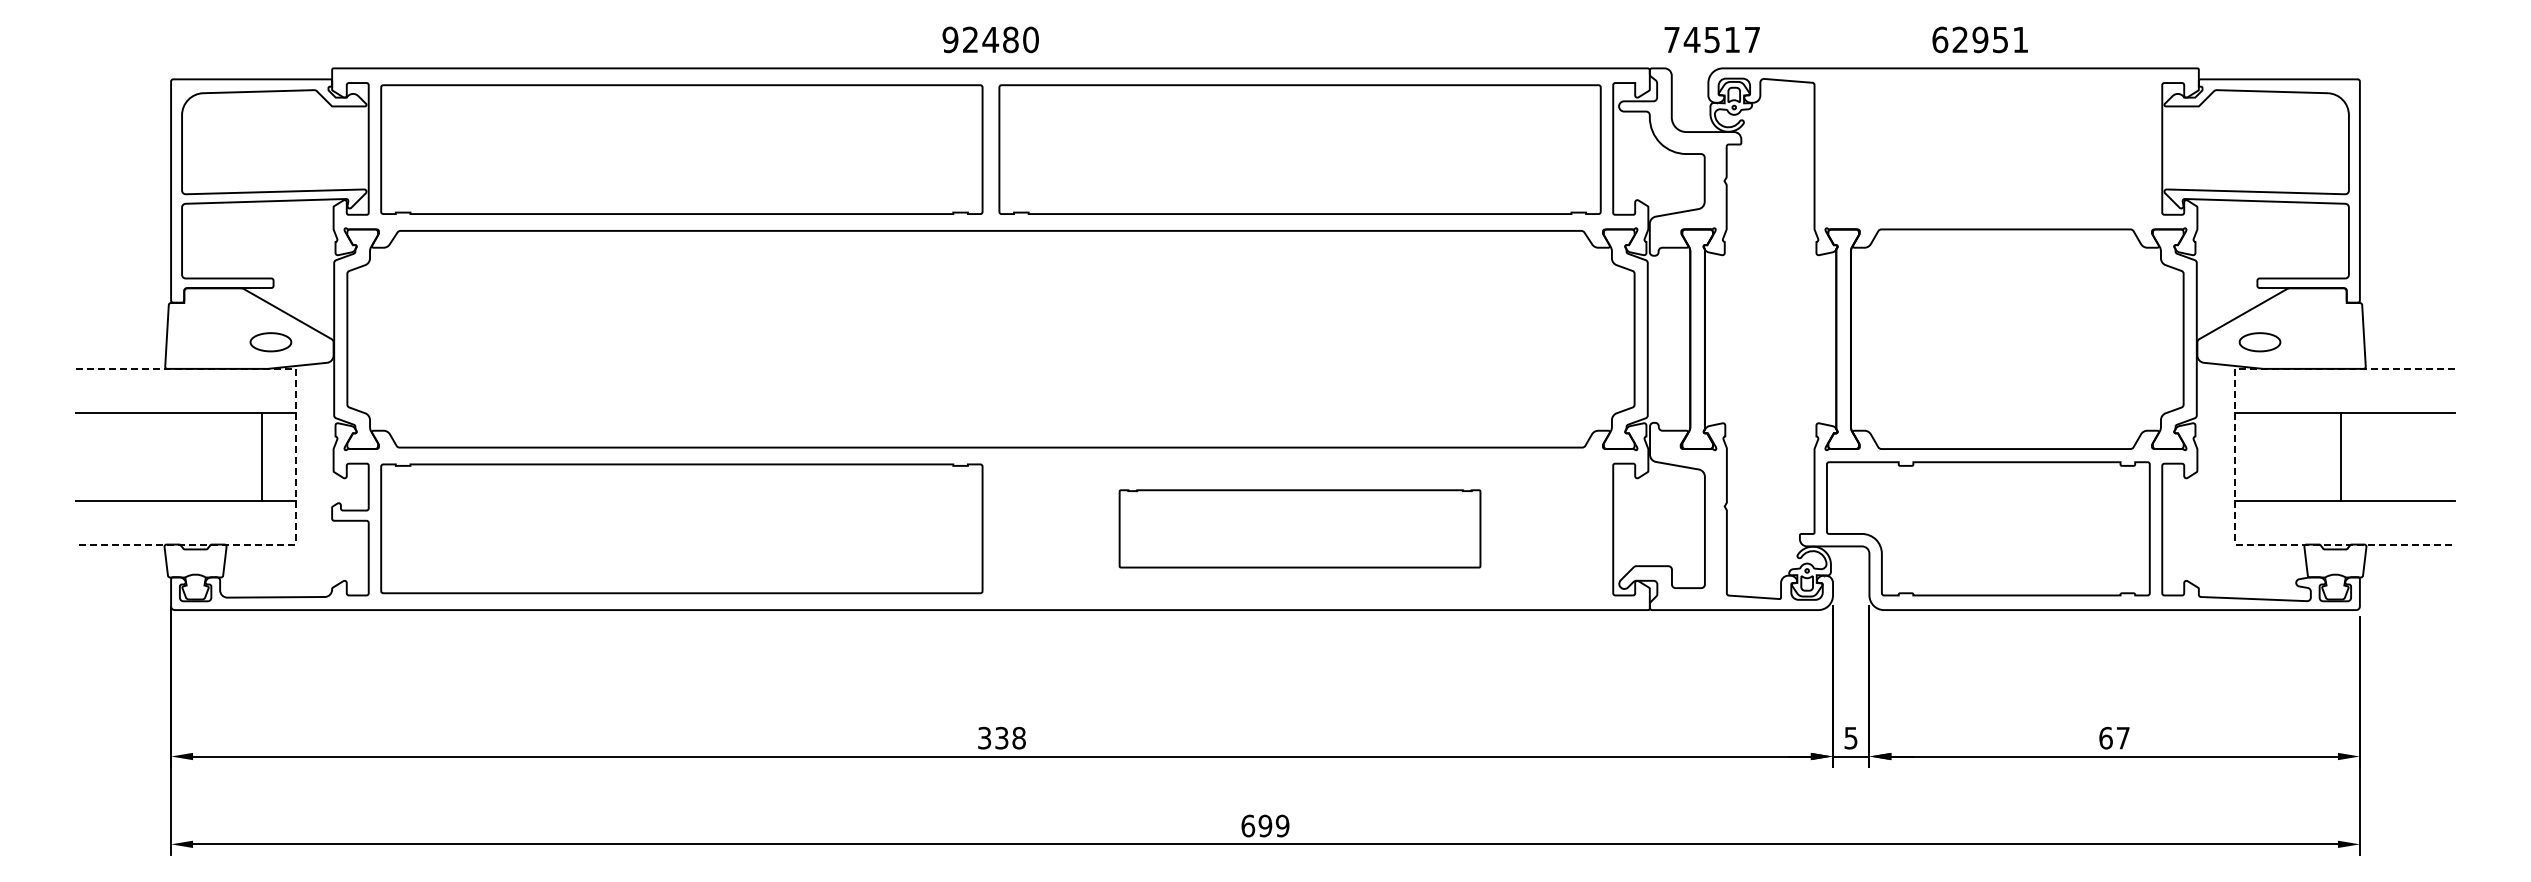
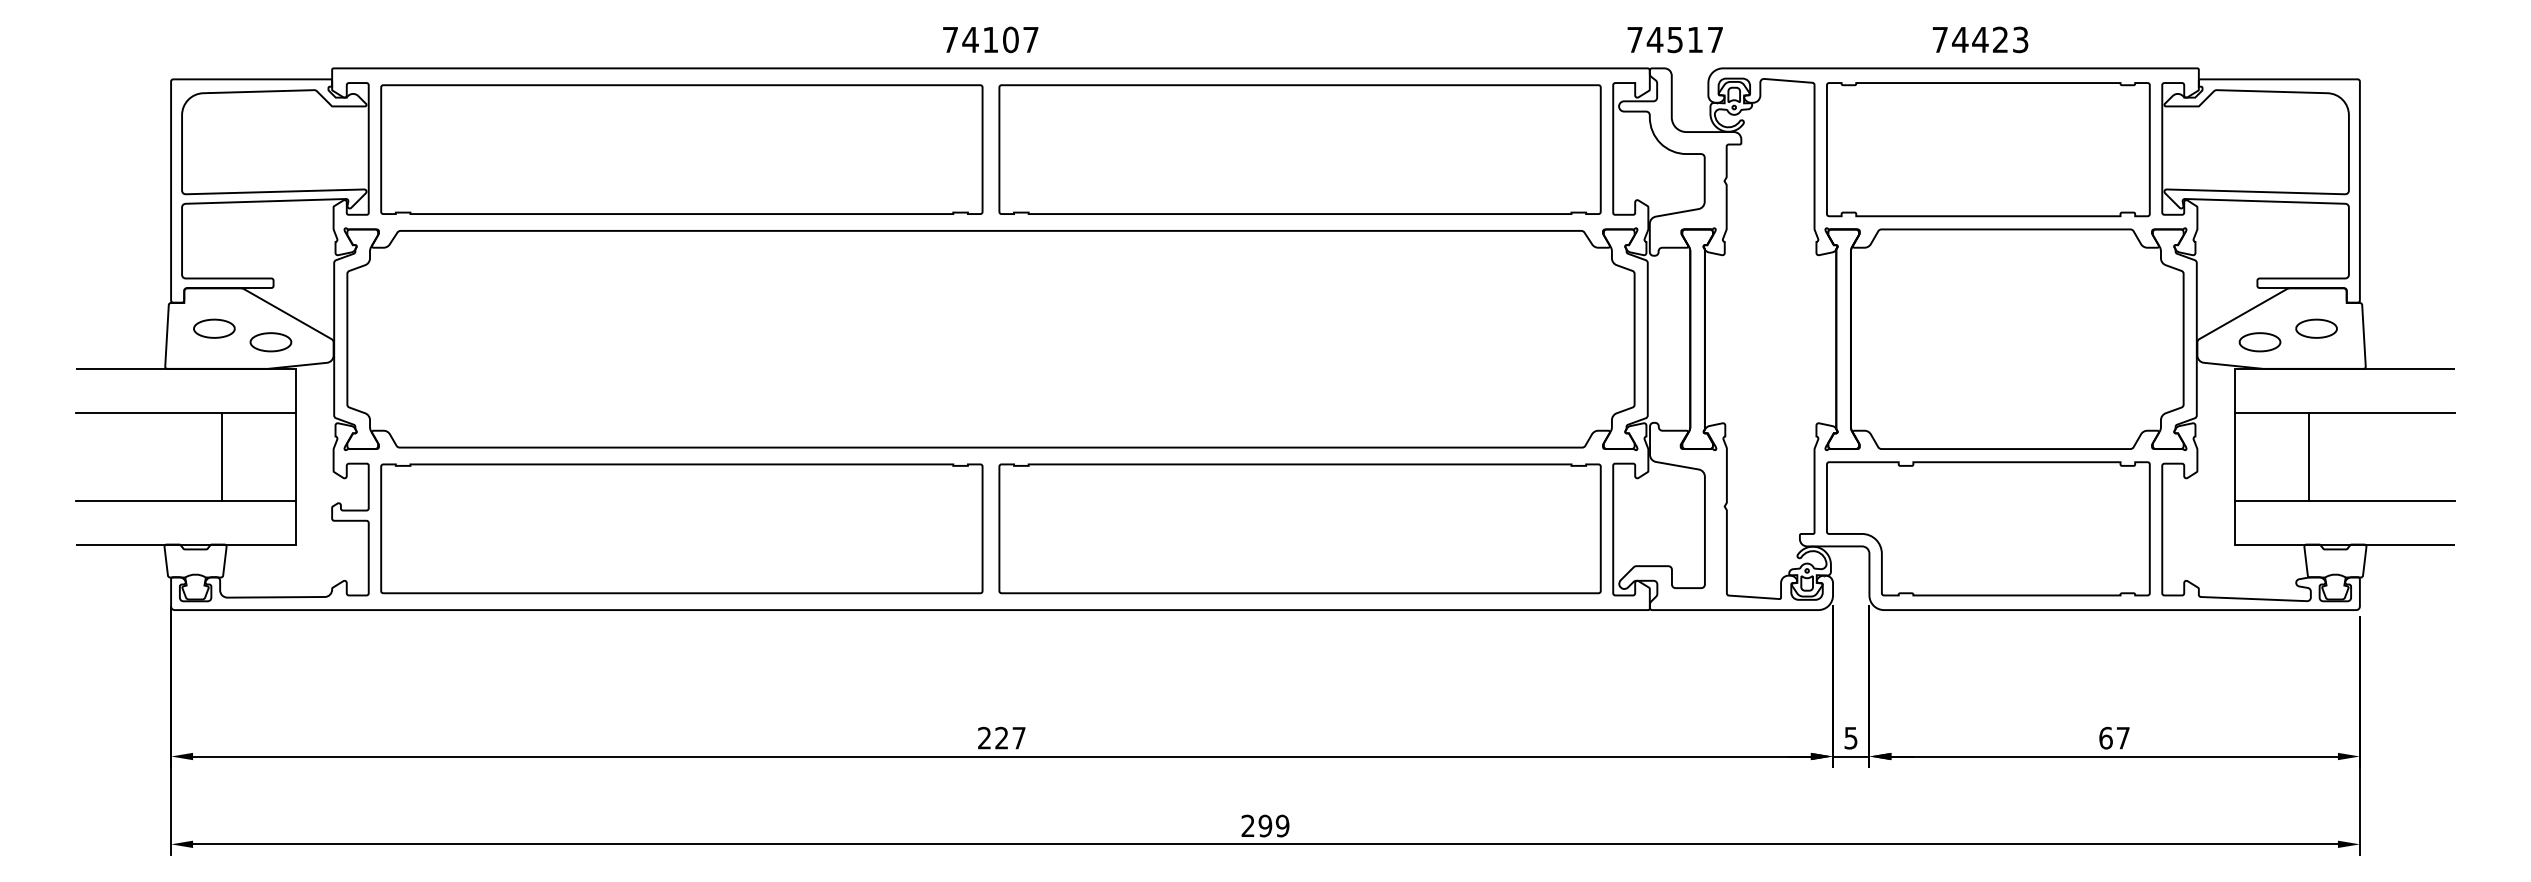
text: 92480 -> 74107 (990, 39)
text: 62951 -> 74423 (1980, 39)
text position: (1711, 40) -> (1674, 40) (1674, 40)
part: none -> present (1988, 149)
part: none -> present (214, 328)
part: none -> present (2316, 328)
line position: (262, 456) -> (222, 456) (222, 456)
line: dashed -> solid (295, 456)
line: dashed -> solid (2235, 456)
line position: (2340, 456) -> (2308, 456) (2308, 456)
part size: 364x80 px -> 604x132 px (1299, 528)
text: 338 -> 227 (1001, 737)
text: 699 -> 299 (1248, 825)
